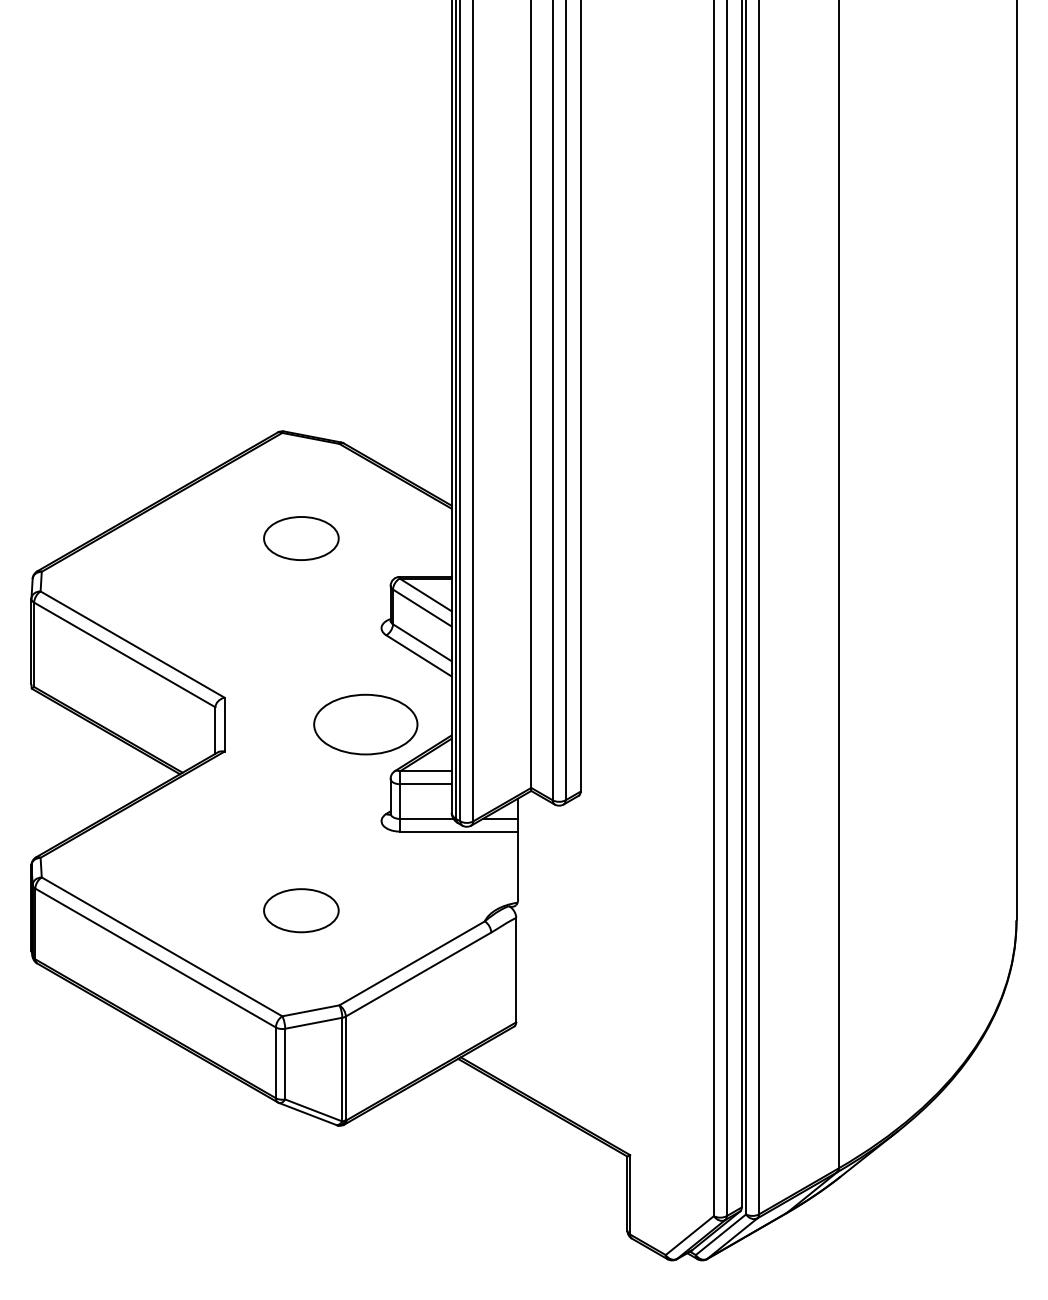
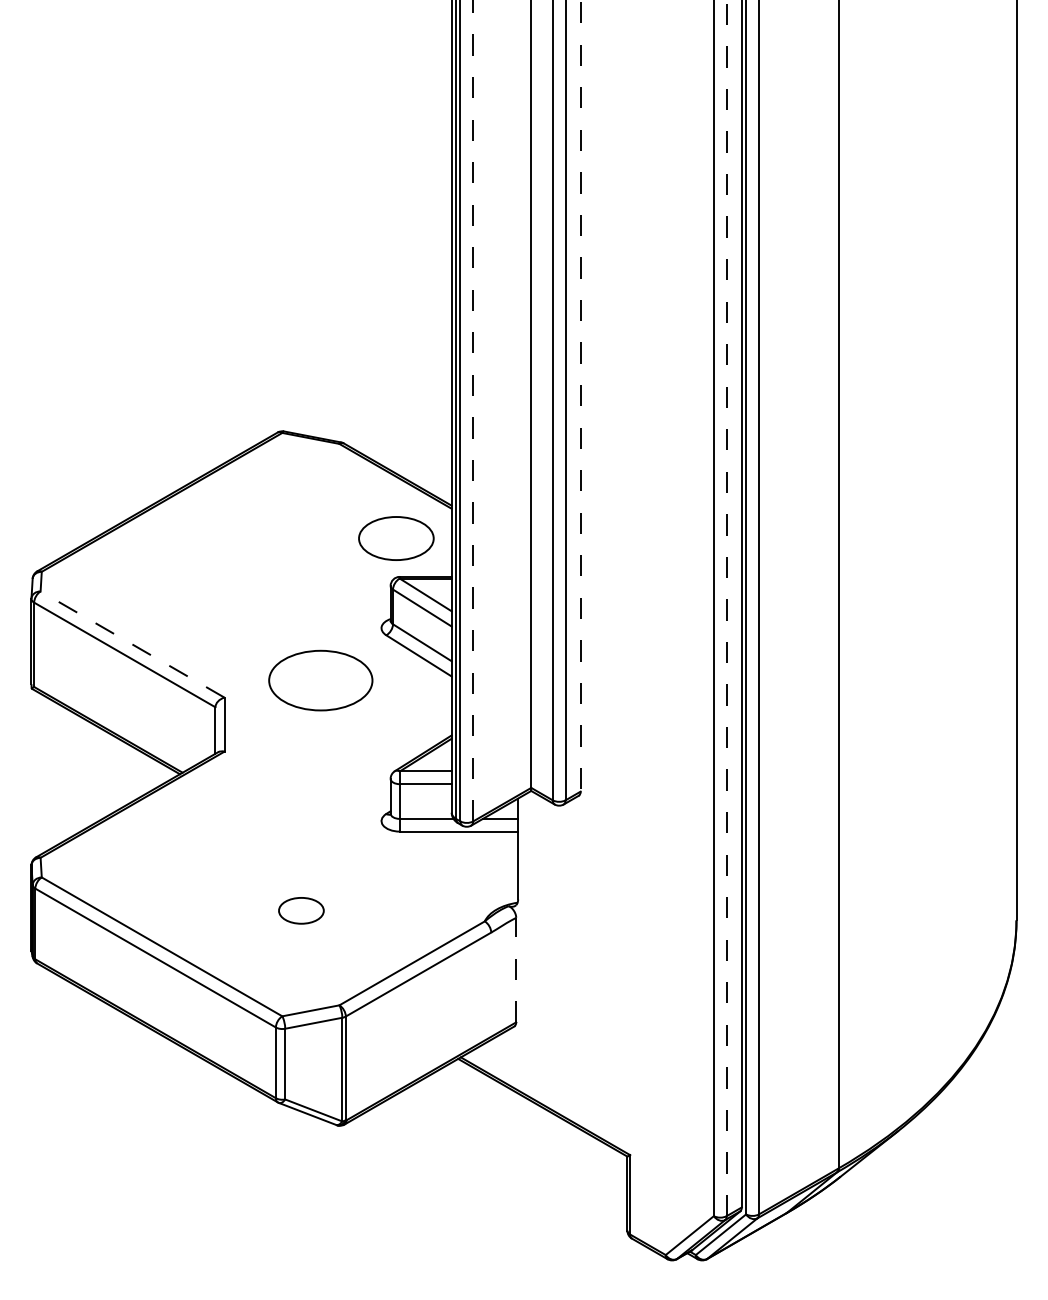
line: solid -> dashed (580, 396)
line: solid -> dashed (473, 410)
part position: (301, 538) -> (396, 538) (396, 538)
line: solid -> dashed (726, 608)
line: solid -> dashed (132, 644)
part position: (365, 724) -> (320, 680) (320, 680)
part size: 77x46 px -> 47x28 px (301, 910)
line: solid -> dashed (516, 969)
